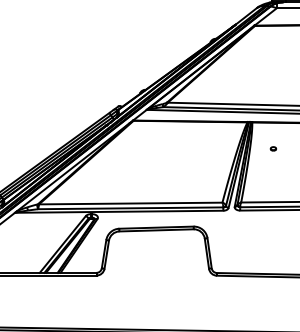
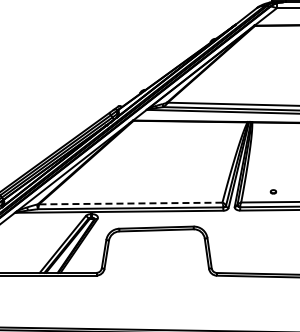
part position: (272, 148) -> (272, 191) (272, 191)
line: solid -> dashed (130, 203)
